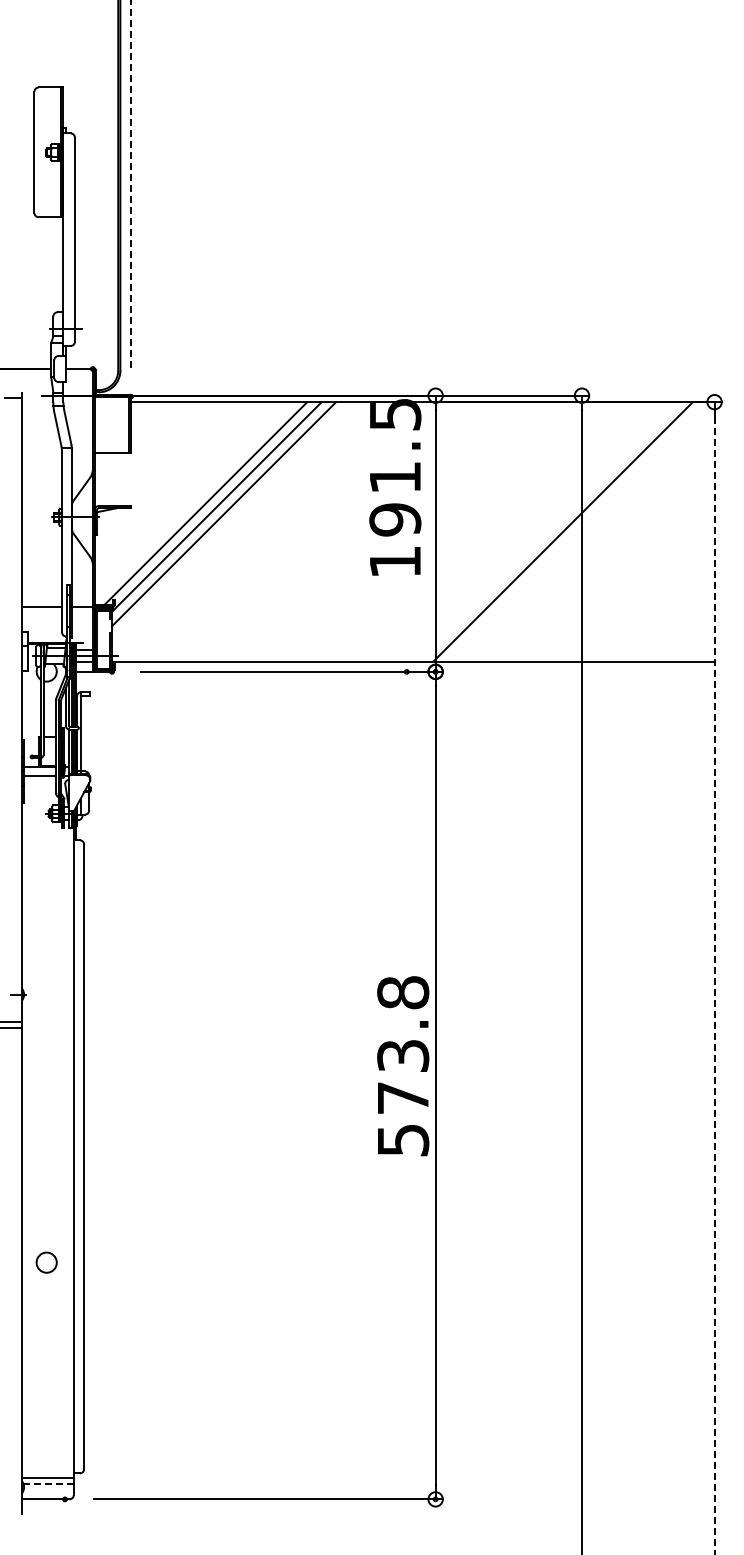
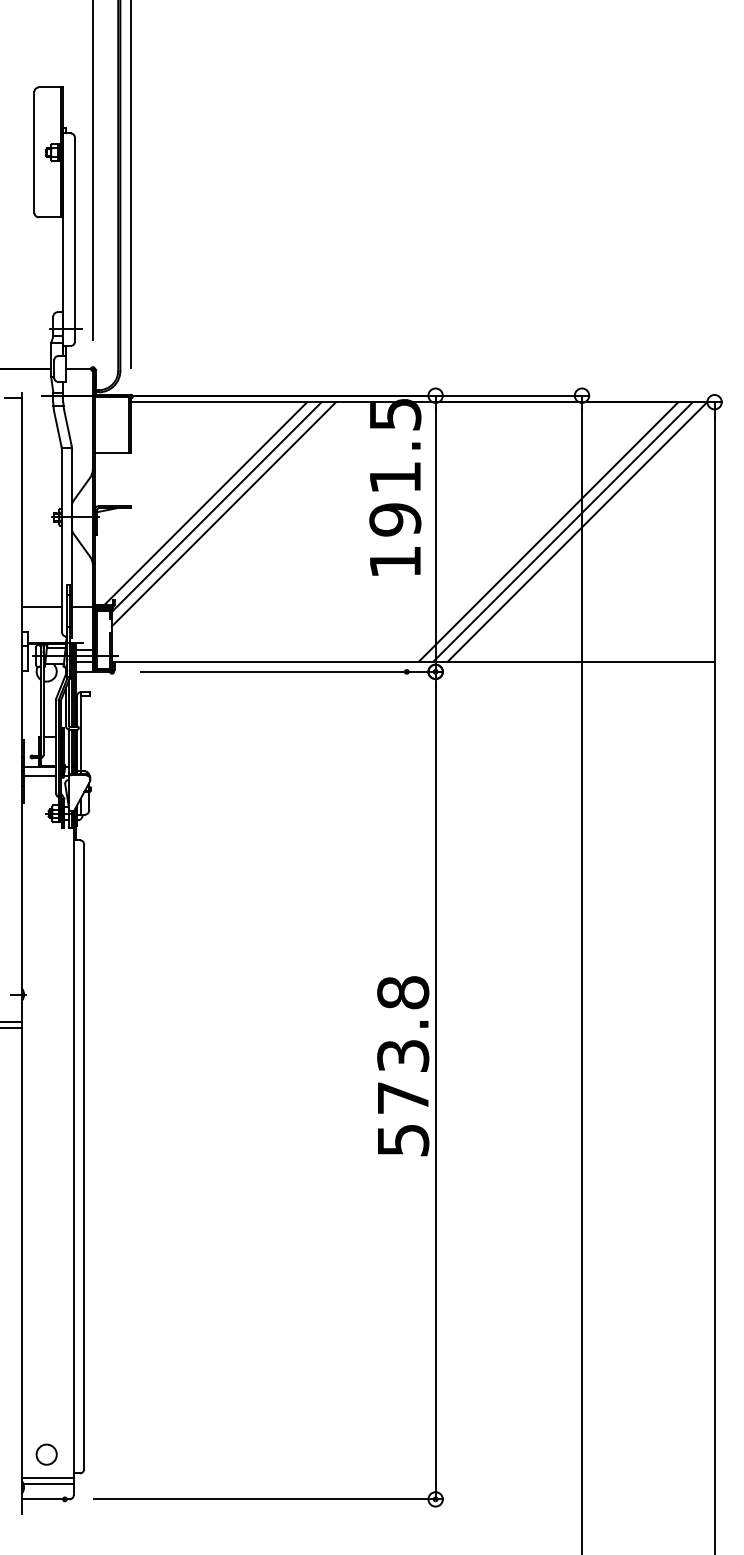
line: none -> present (92, 171)
line: dashed -> solid (130, 183)
line: none -> present (548, 531)
line: none -> present (577, 531)
line: dashed -> solid (714, 985)
circle position: (46, 1262) -> (46, 1454) (46, 1454)
line: dashed -> solid (48, 1483)
